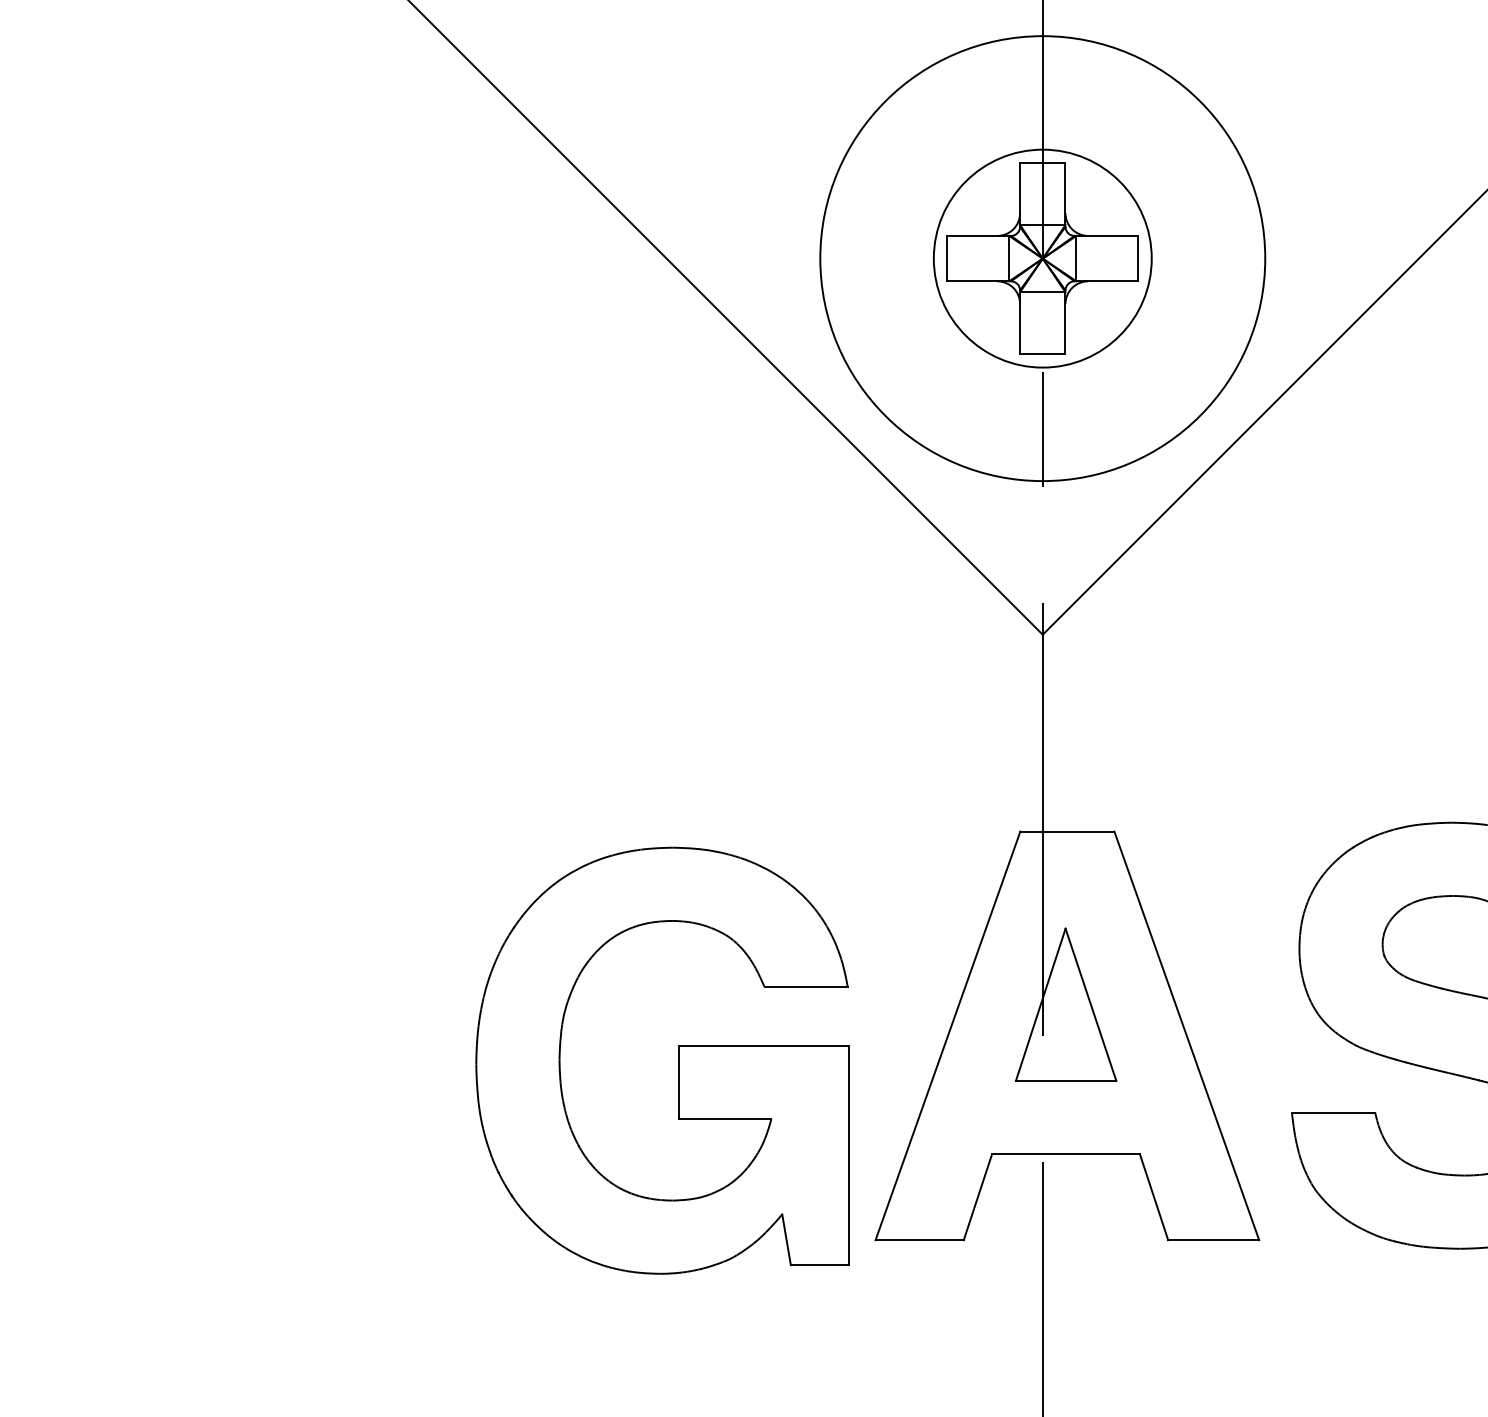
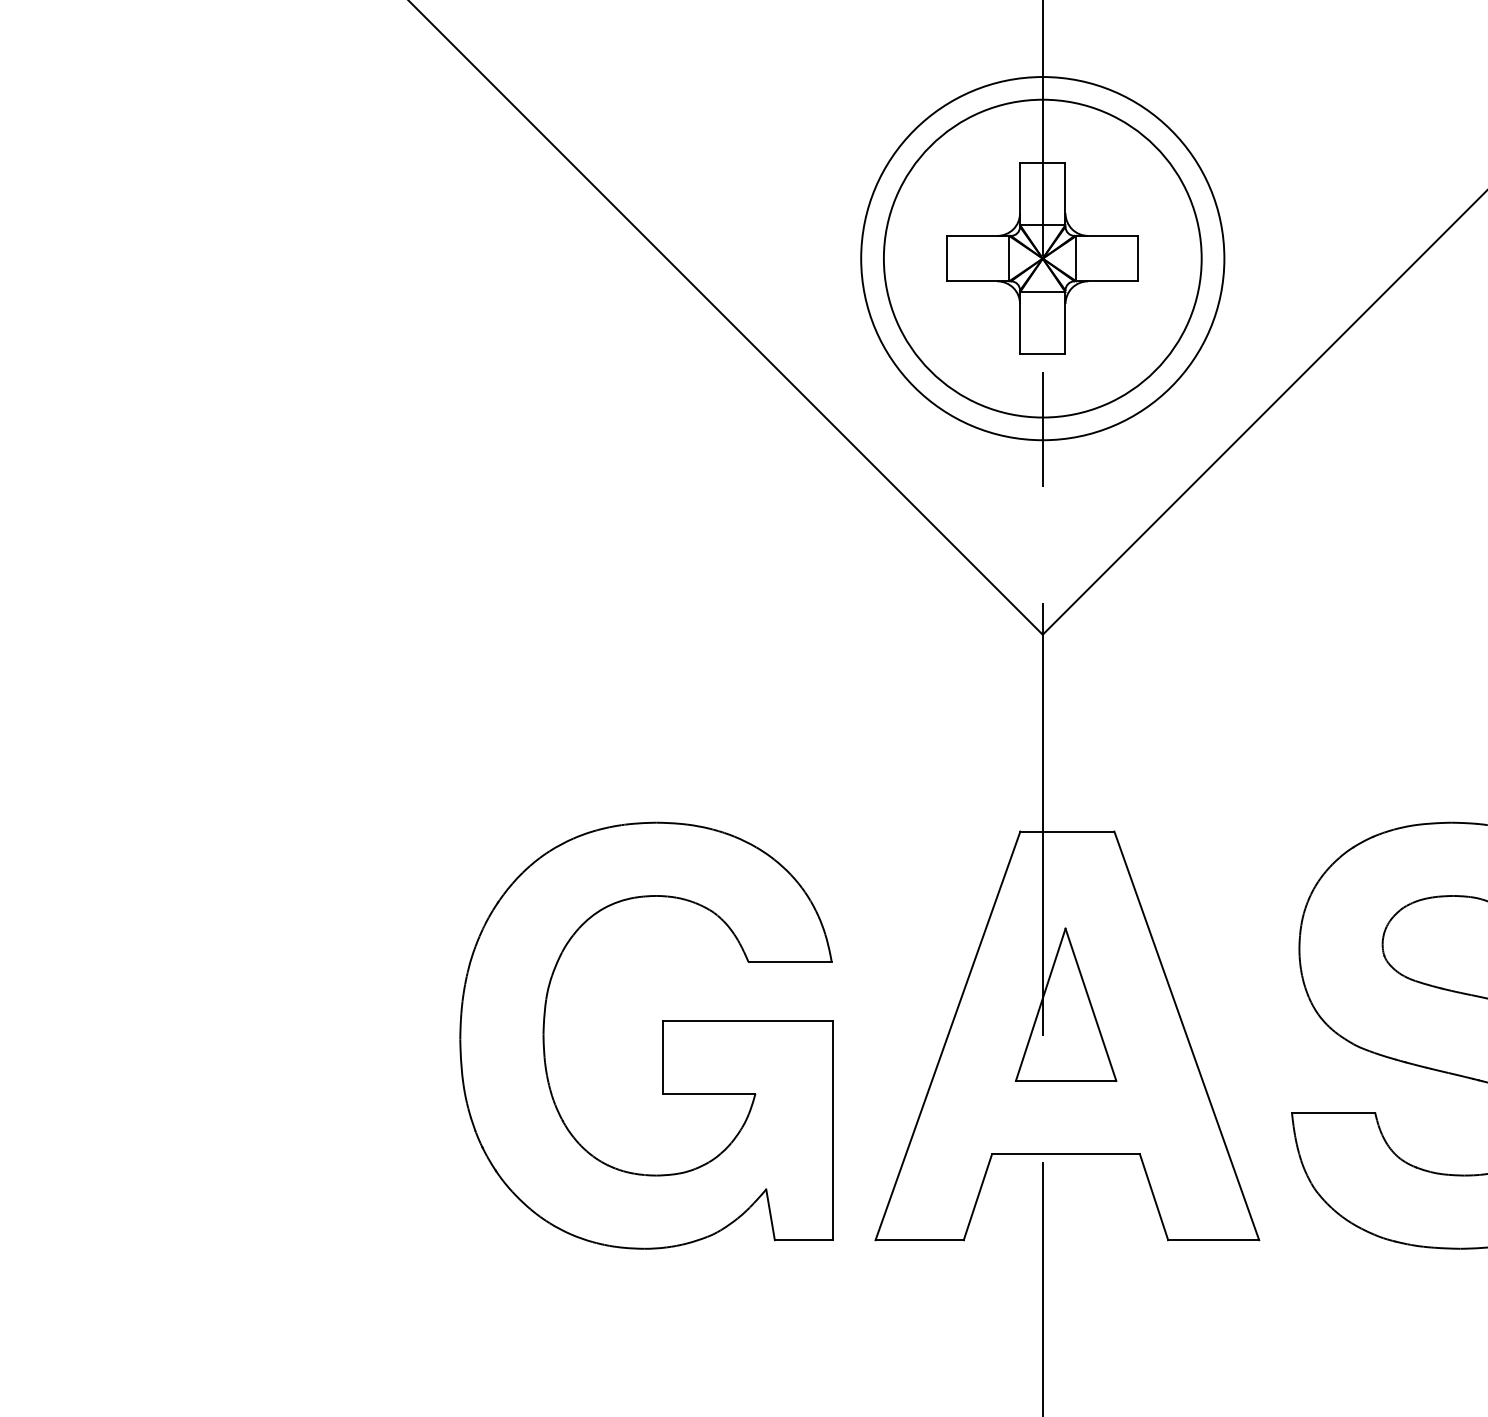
circle diameter: 218 px -> 363 px (1042, 258)
circle diameter: 445 px -> 318 px (1042, 258)
part position: (678, 1060) -> (662, 1035) (662, 1035)
